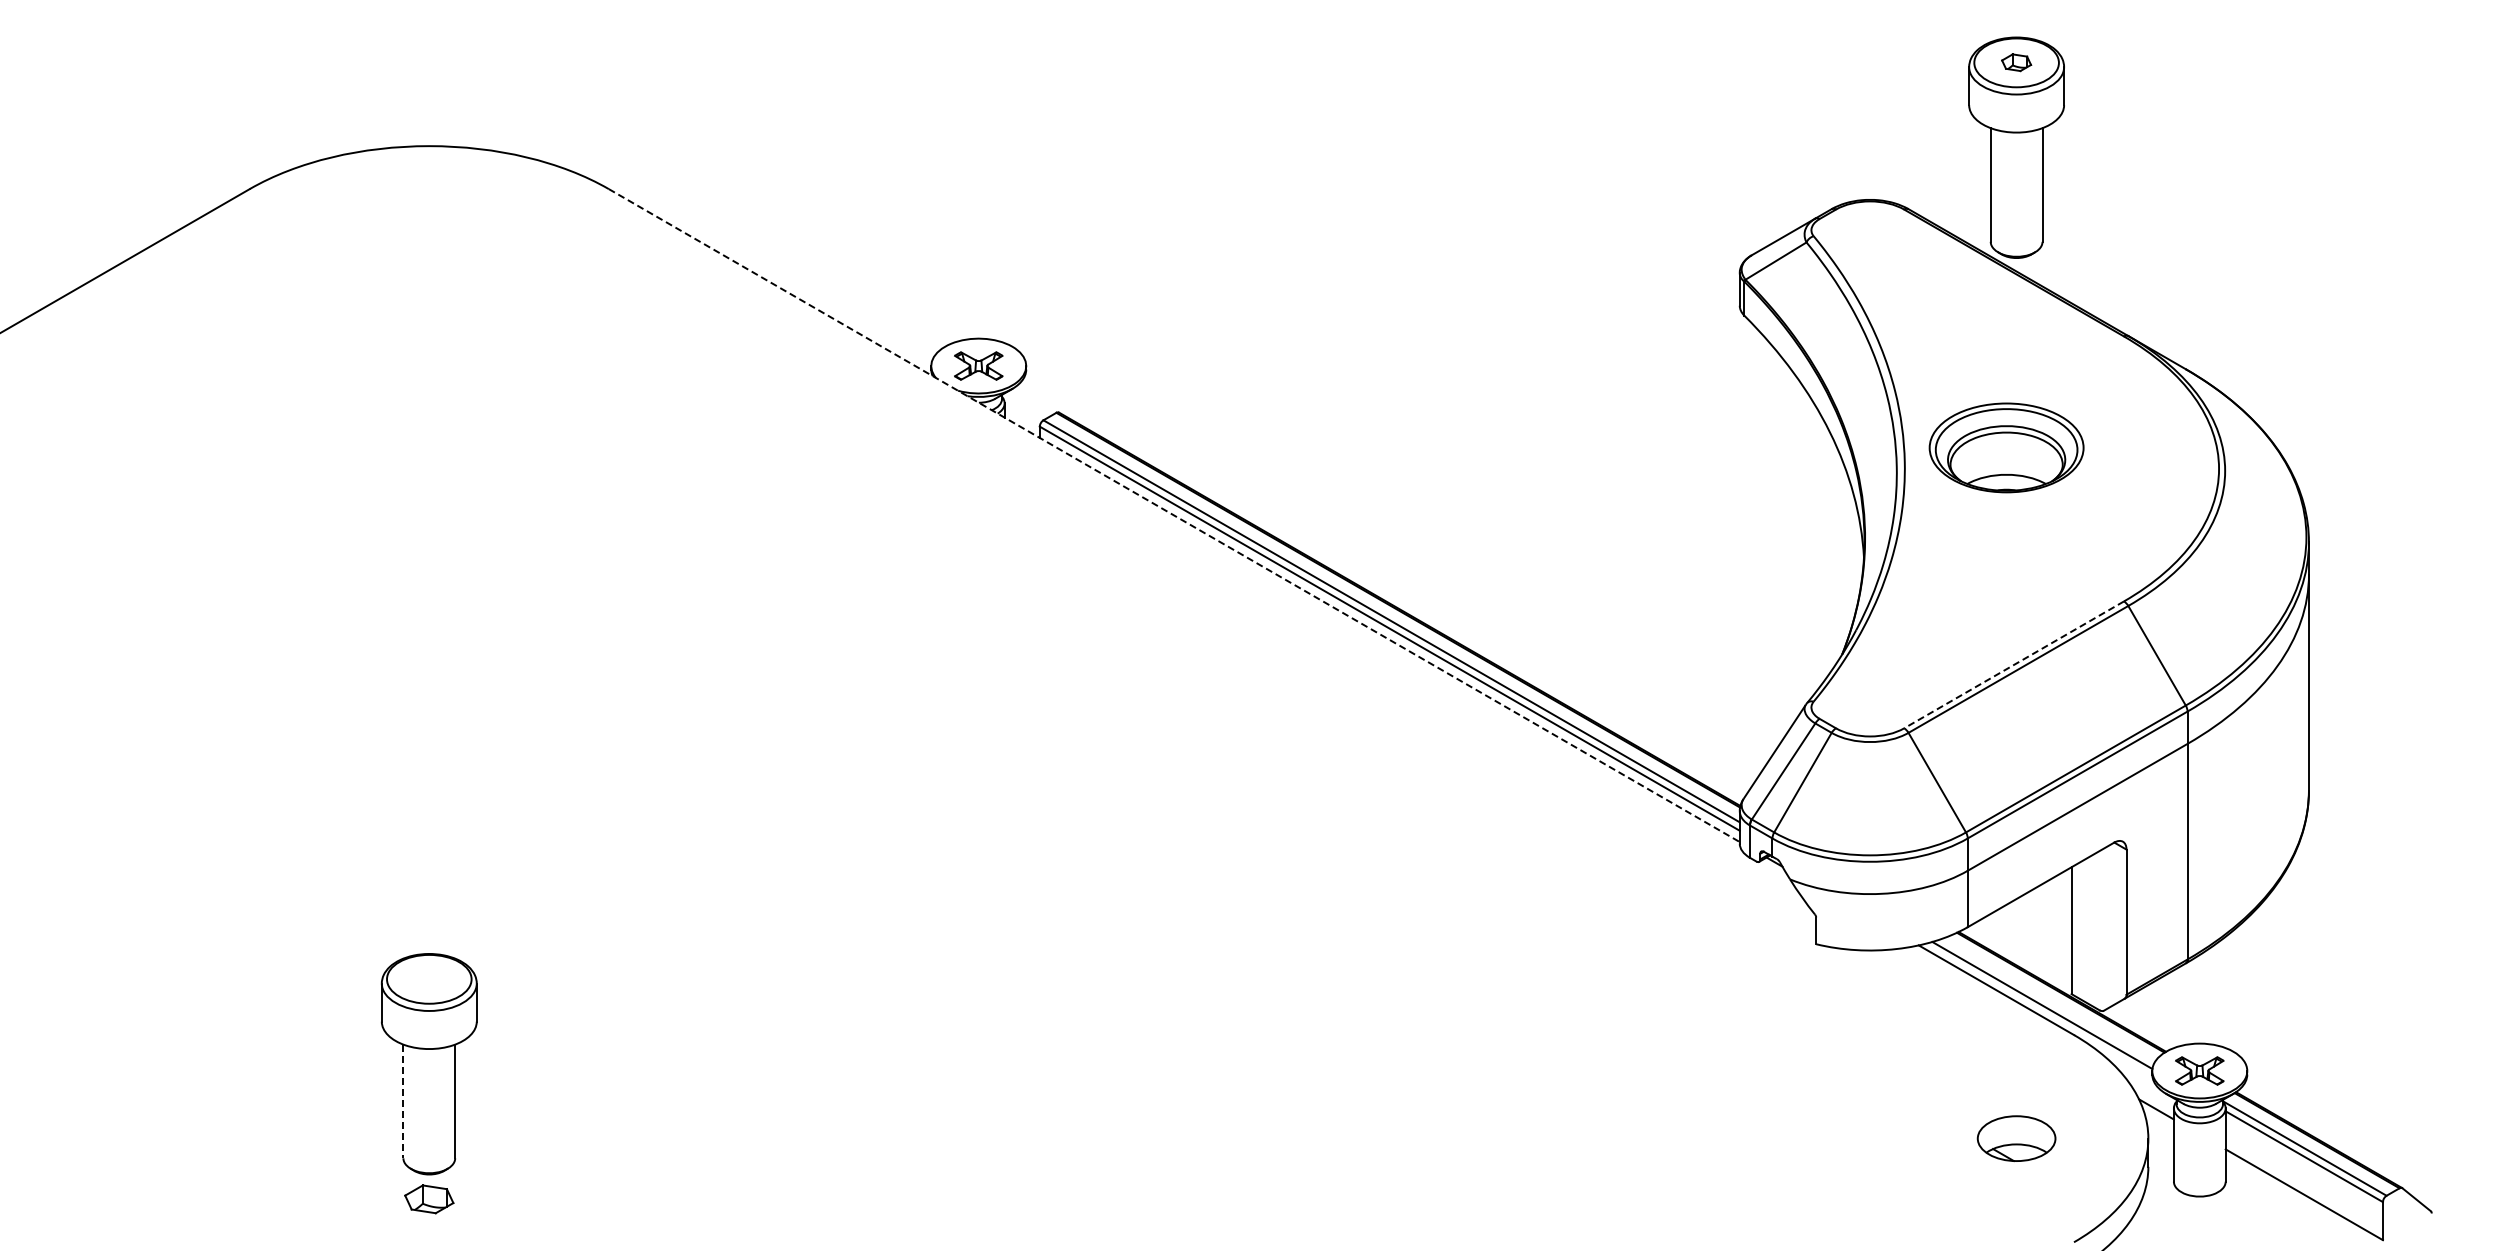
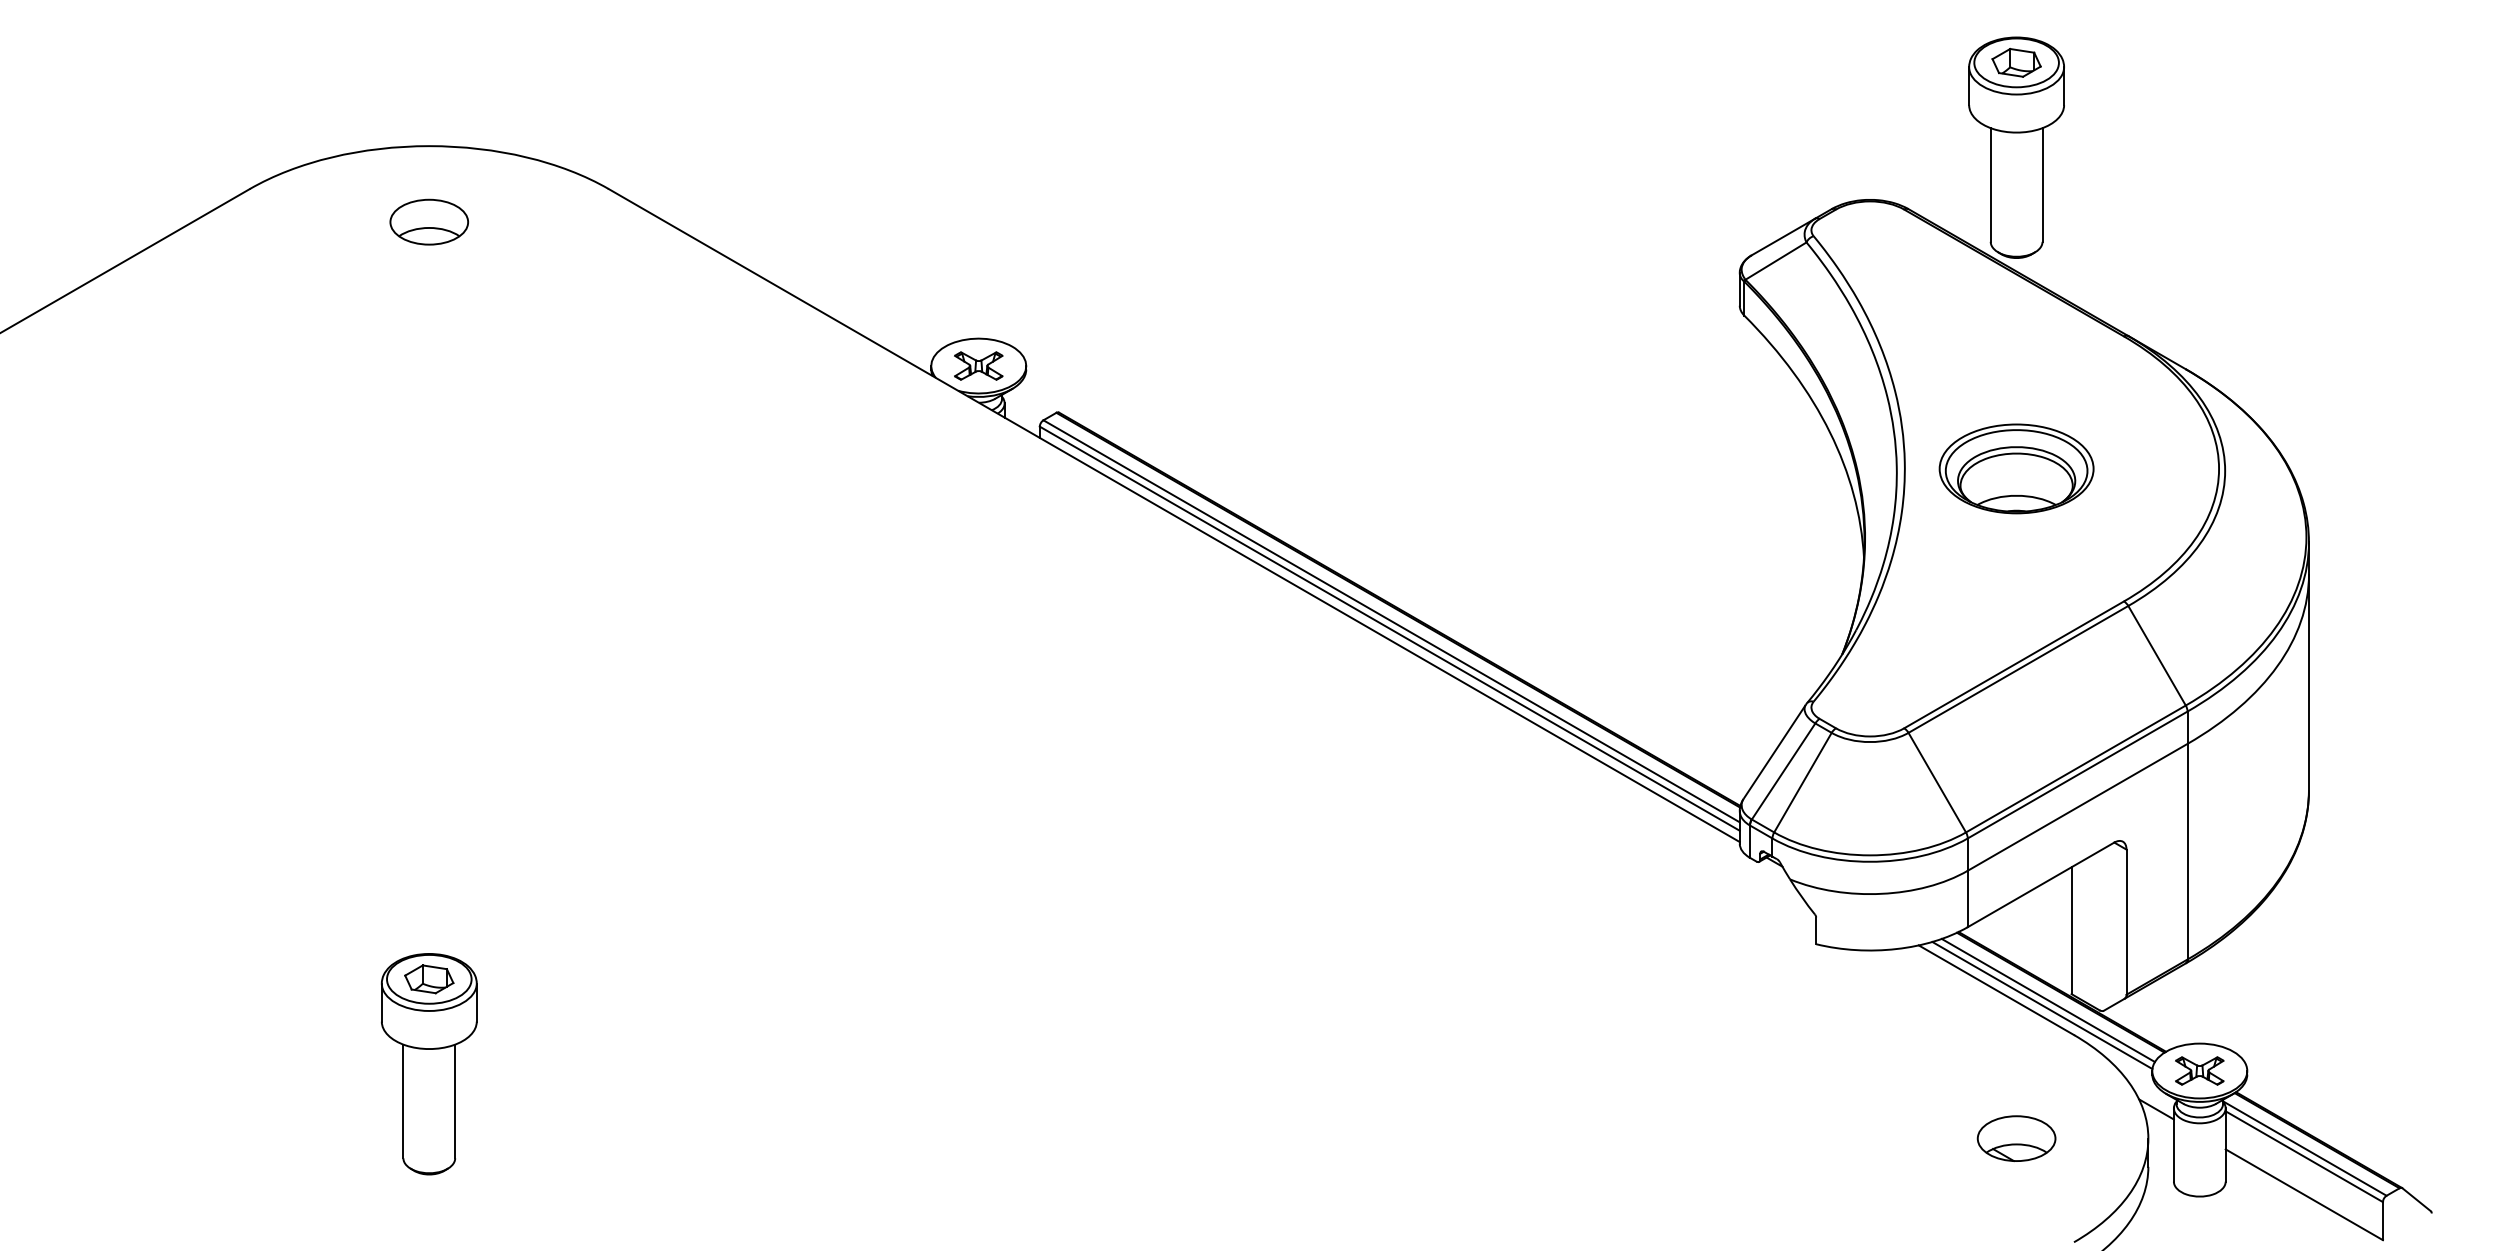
part size: 32x20 px -> 51x31 px (2016, 62)
part: none -> present (428, 221)
part position: (2006, 447) -> (2016, 468) (2016, 468)
line: dashed -> solid (1174, 515)
line: dashed -> solid (2014, 664)
line: none -> present (2047, 1000)
line: dashed -> solid (403, 1101)
part position: (429, 1199) -> (429, 979) (429, 979)
